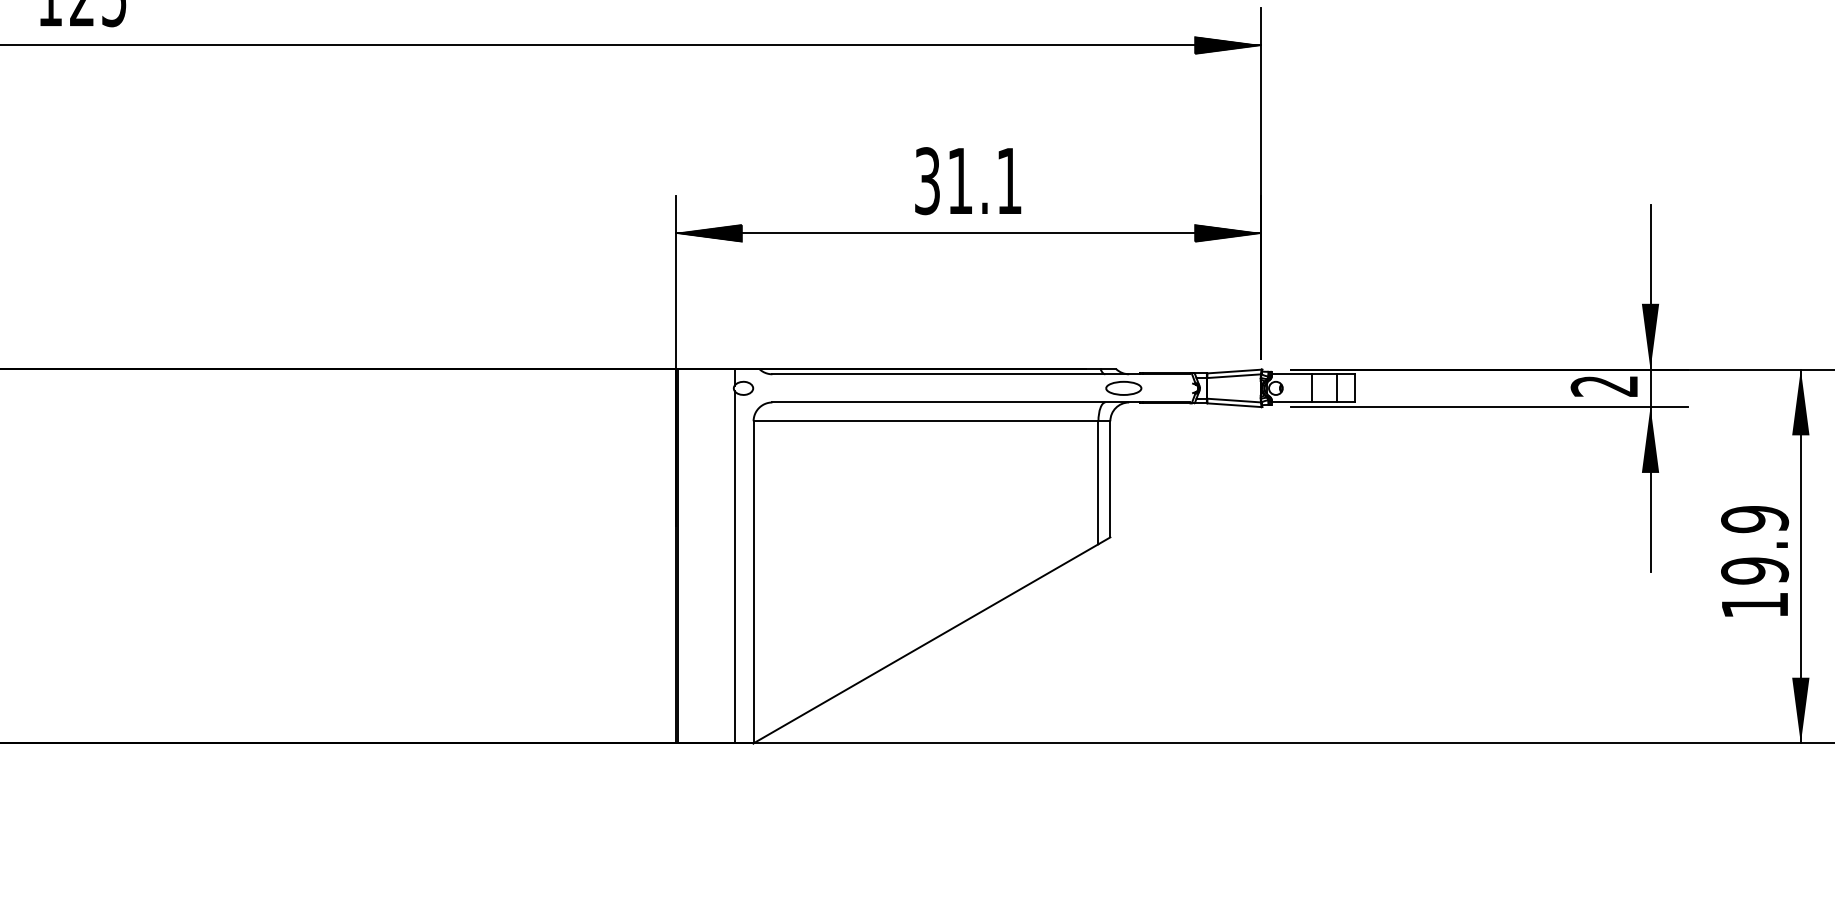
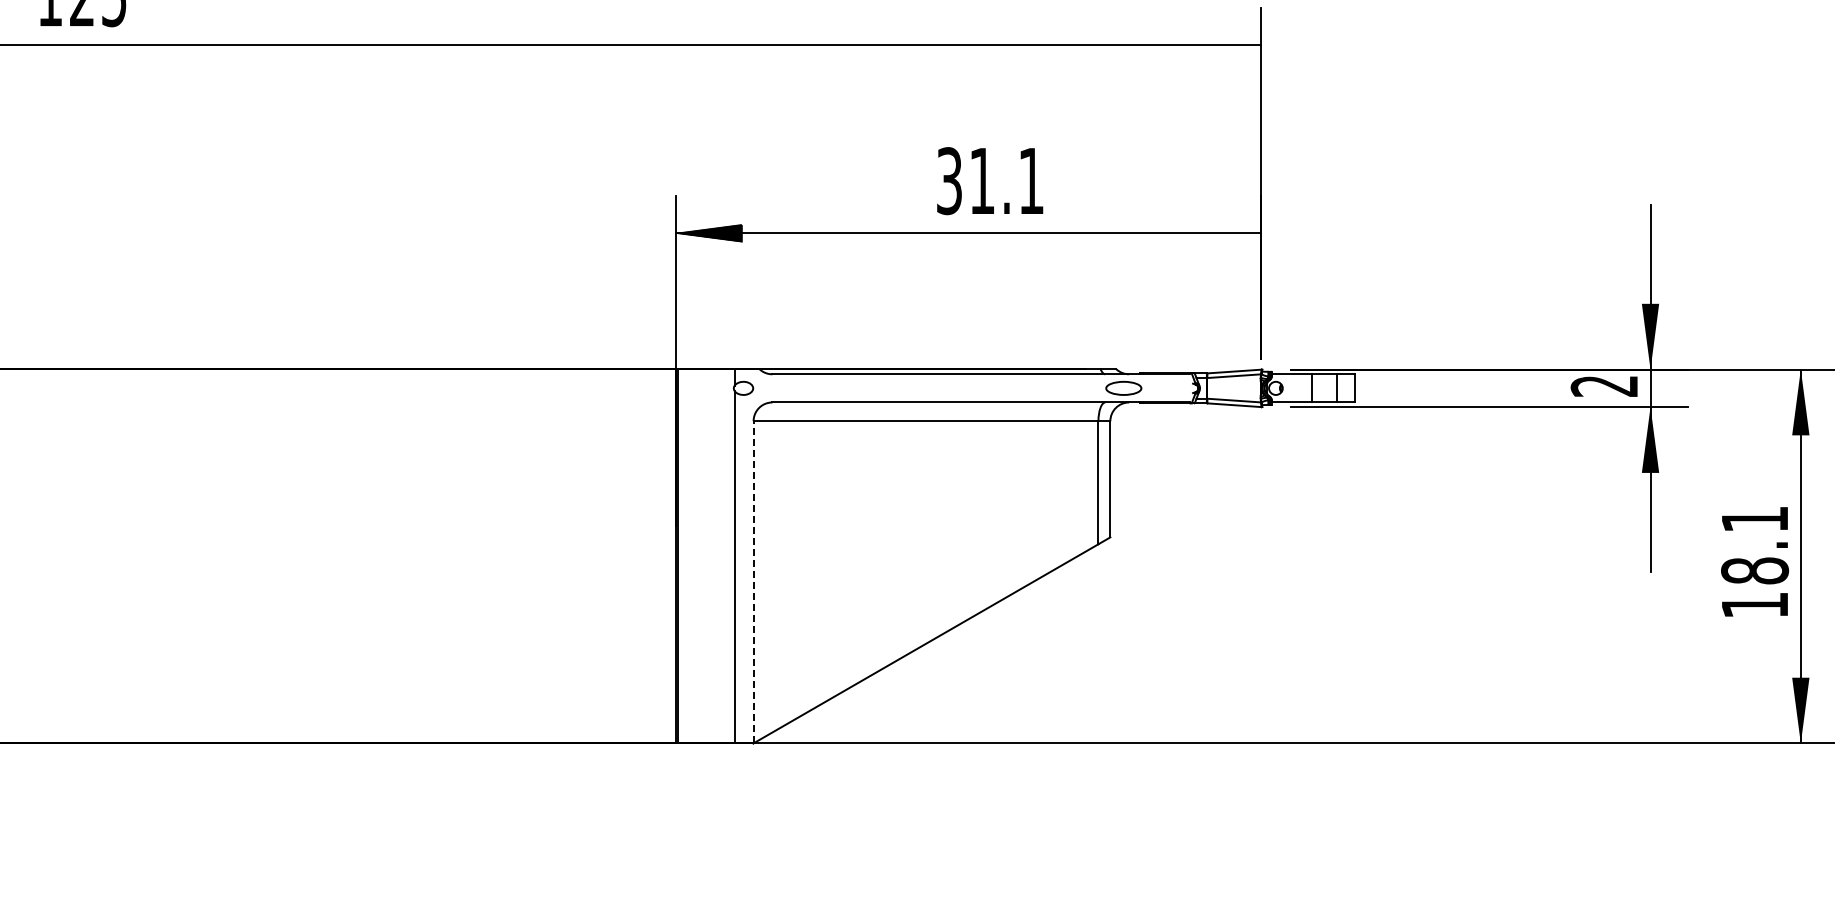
hatch: present -> none (1227, 45)
text position: (968, 181) -> (990, 181) (990, 181)
hatch: present -> none (1227, 233)
text: 19.9 -> 18.1 (1755, 545)
line: solid -> dashed (753, 581)
